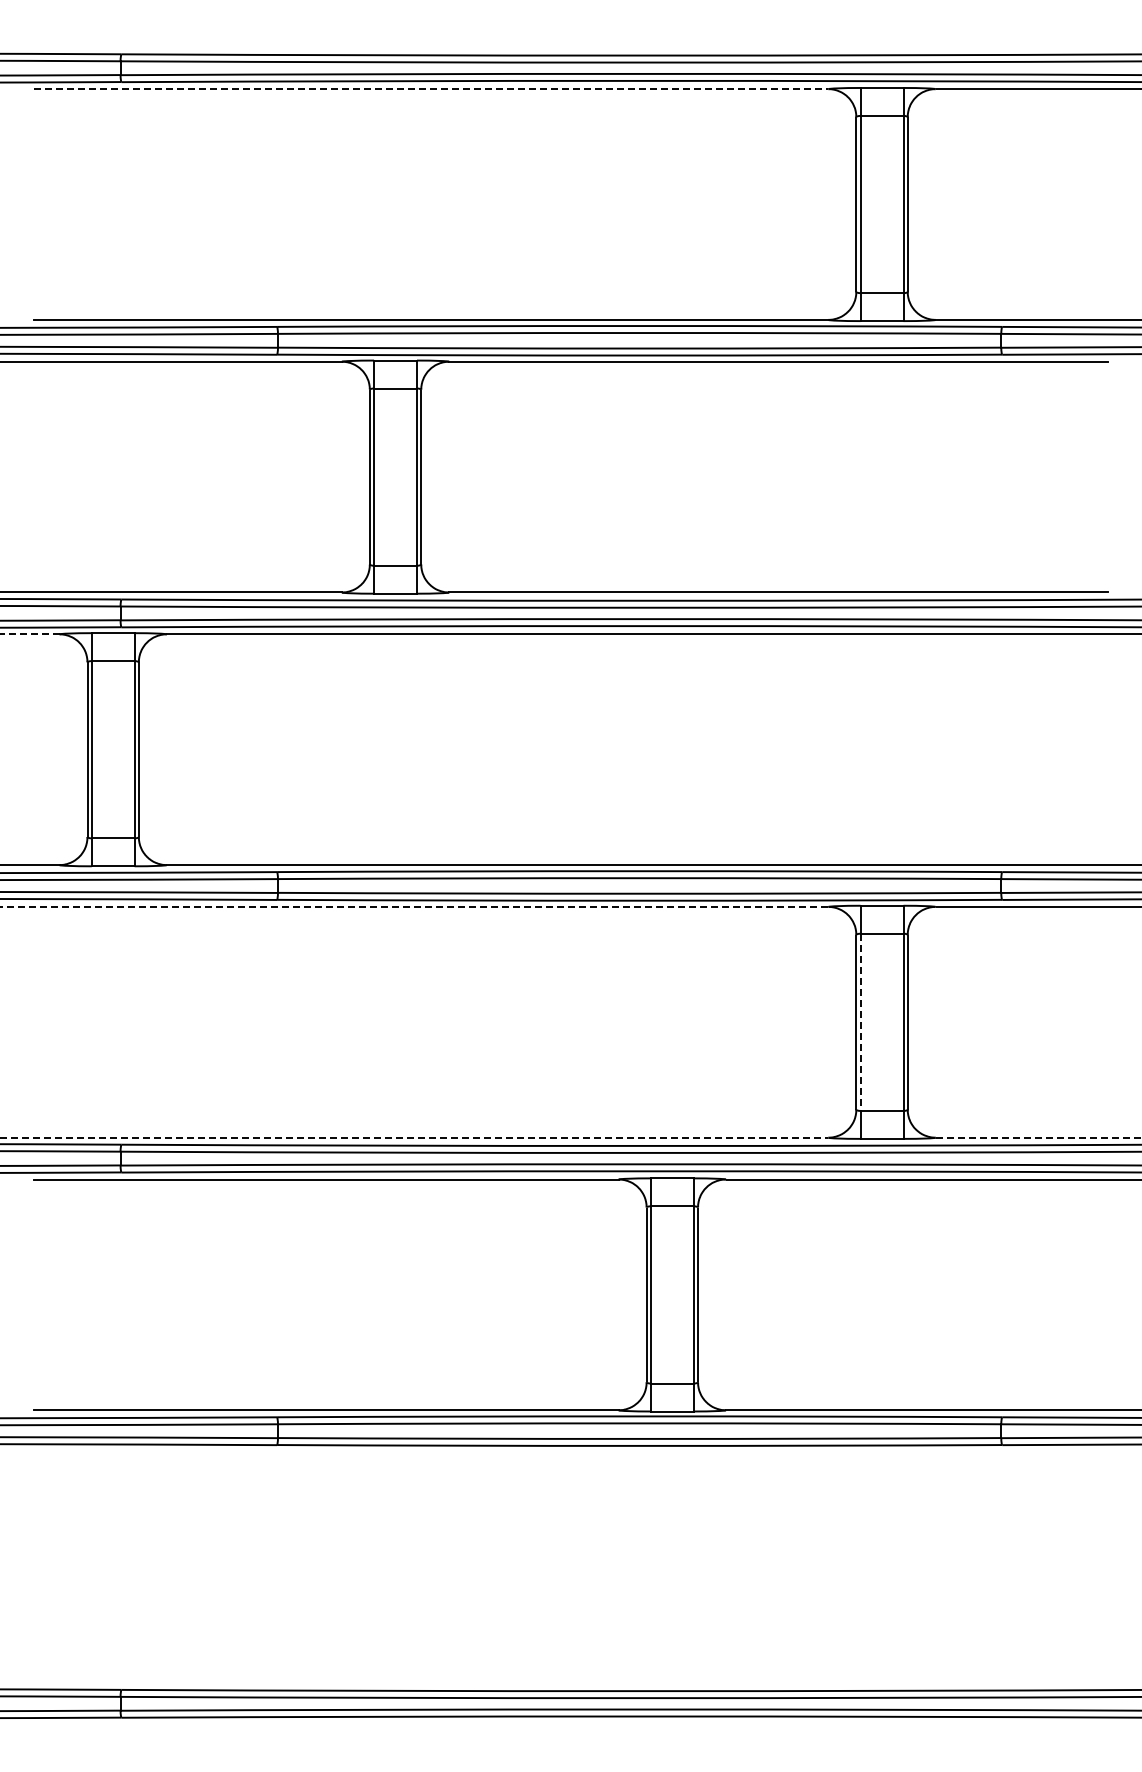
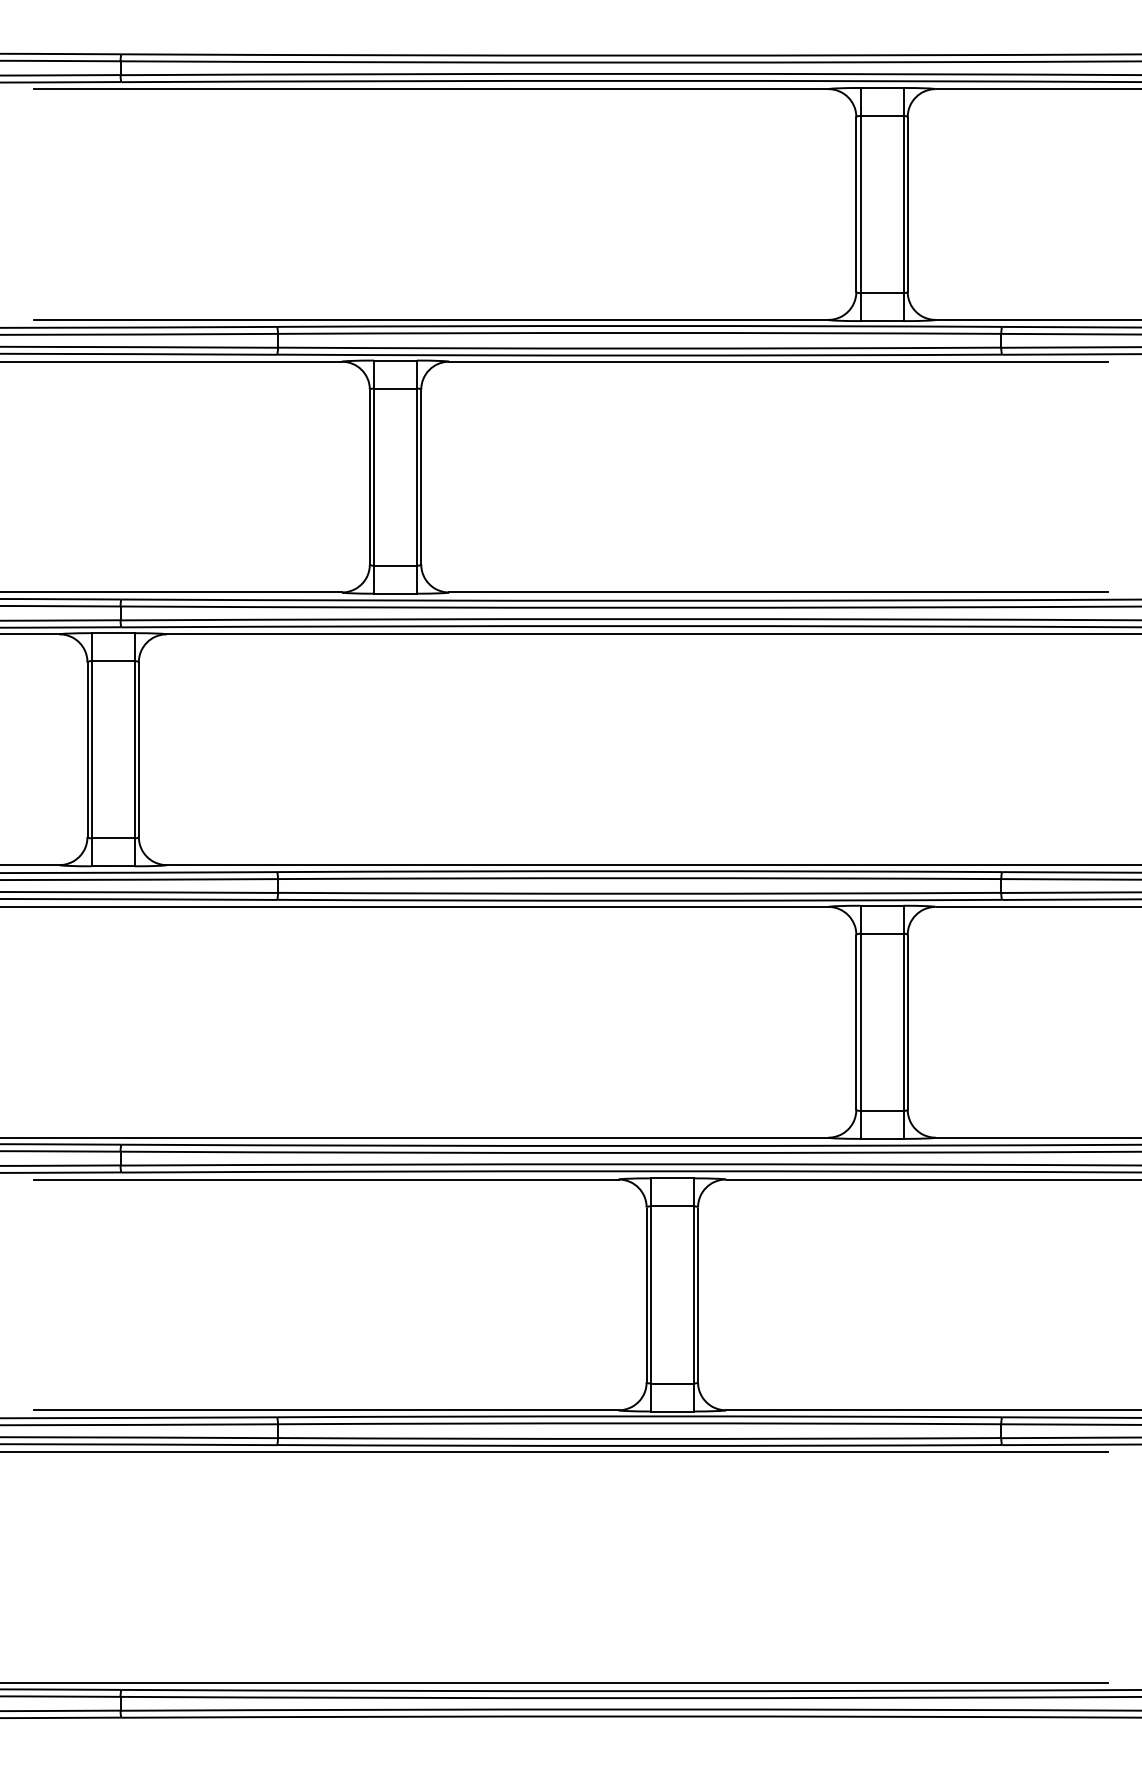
line: dashed -> solid (431, 89)
line: dashed -> solid (29, 634)
line: dashed -> solid (413, 907)
line: dashed -> solid (860, 1022)
line: dashed -> solid (414, 1137)
line: dashed -> solid (1038, 1137)
line: none -> present (555, 1452)
line: none -> present (555, 1682)
